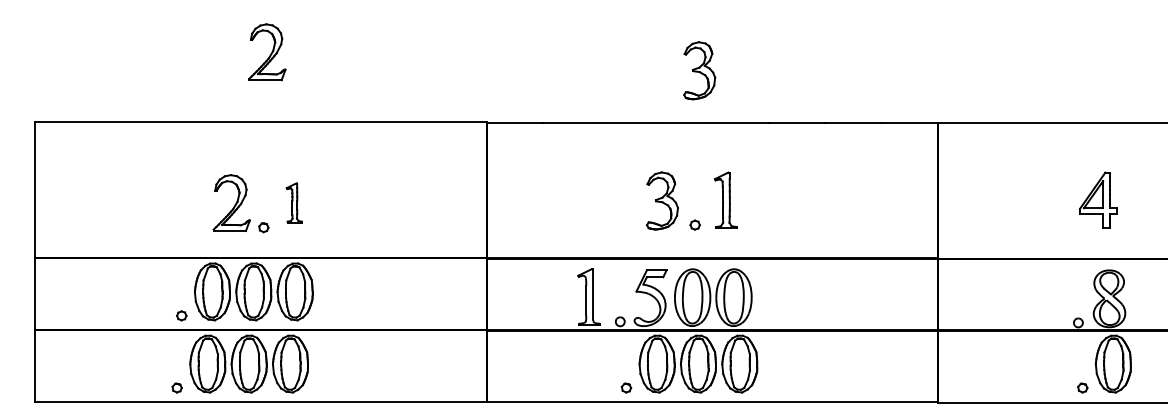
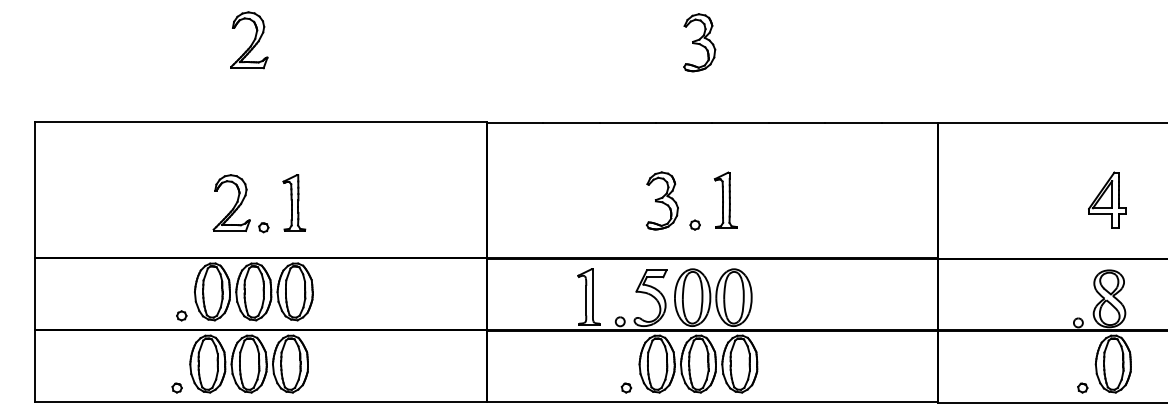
part position: (267, 52) -> (249, 40) (249, 40)
part position: (699, 70) -> (699, 42) (699, 42)
part position: (1098, 199) -> (1107, 199) (1107, 199)
part size: 18x42 px -> 25x58 px (294, 202)
